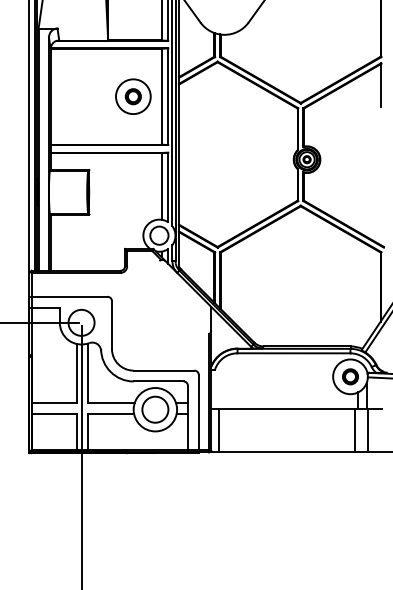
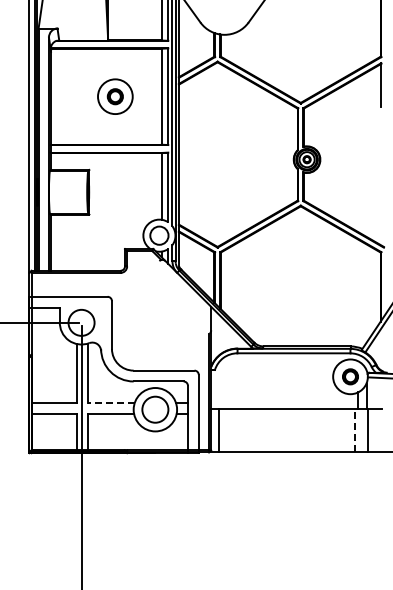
part position: (133, 96) -> (115, 96) (115, 96)
line: solid -> dashed (110, 403)
line: solid -> dashed (354, 430)
